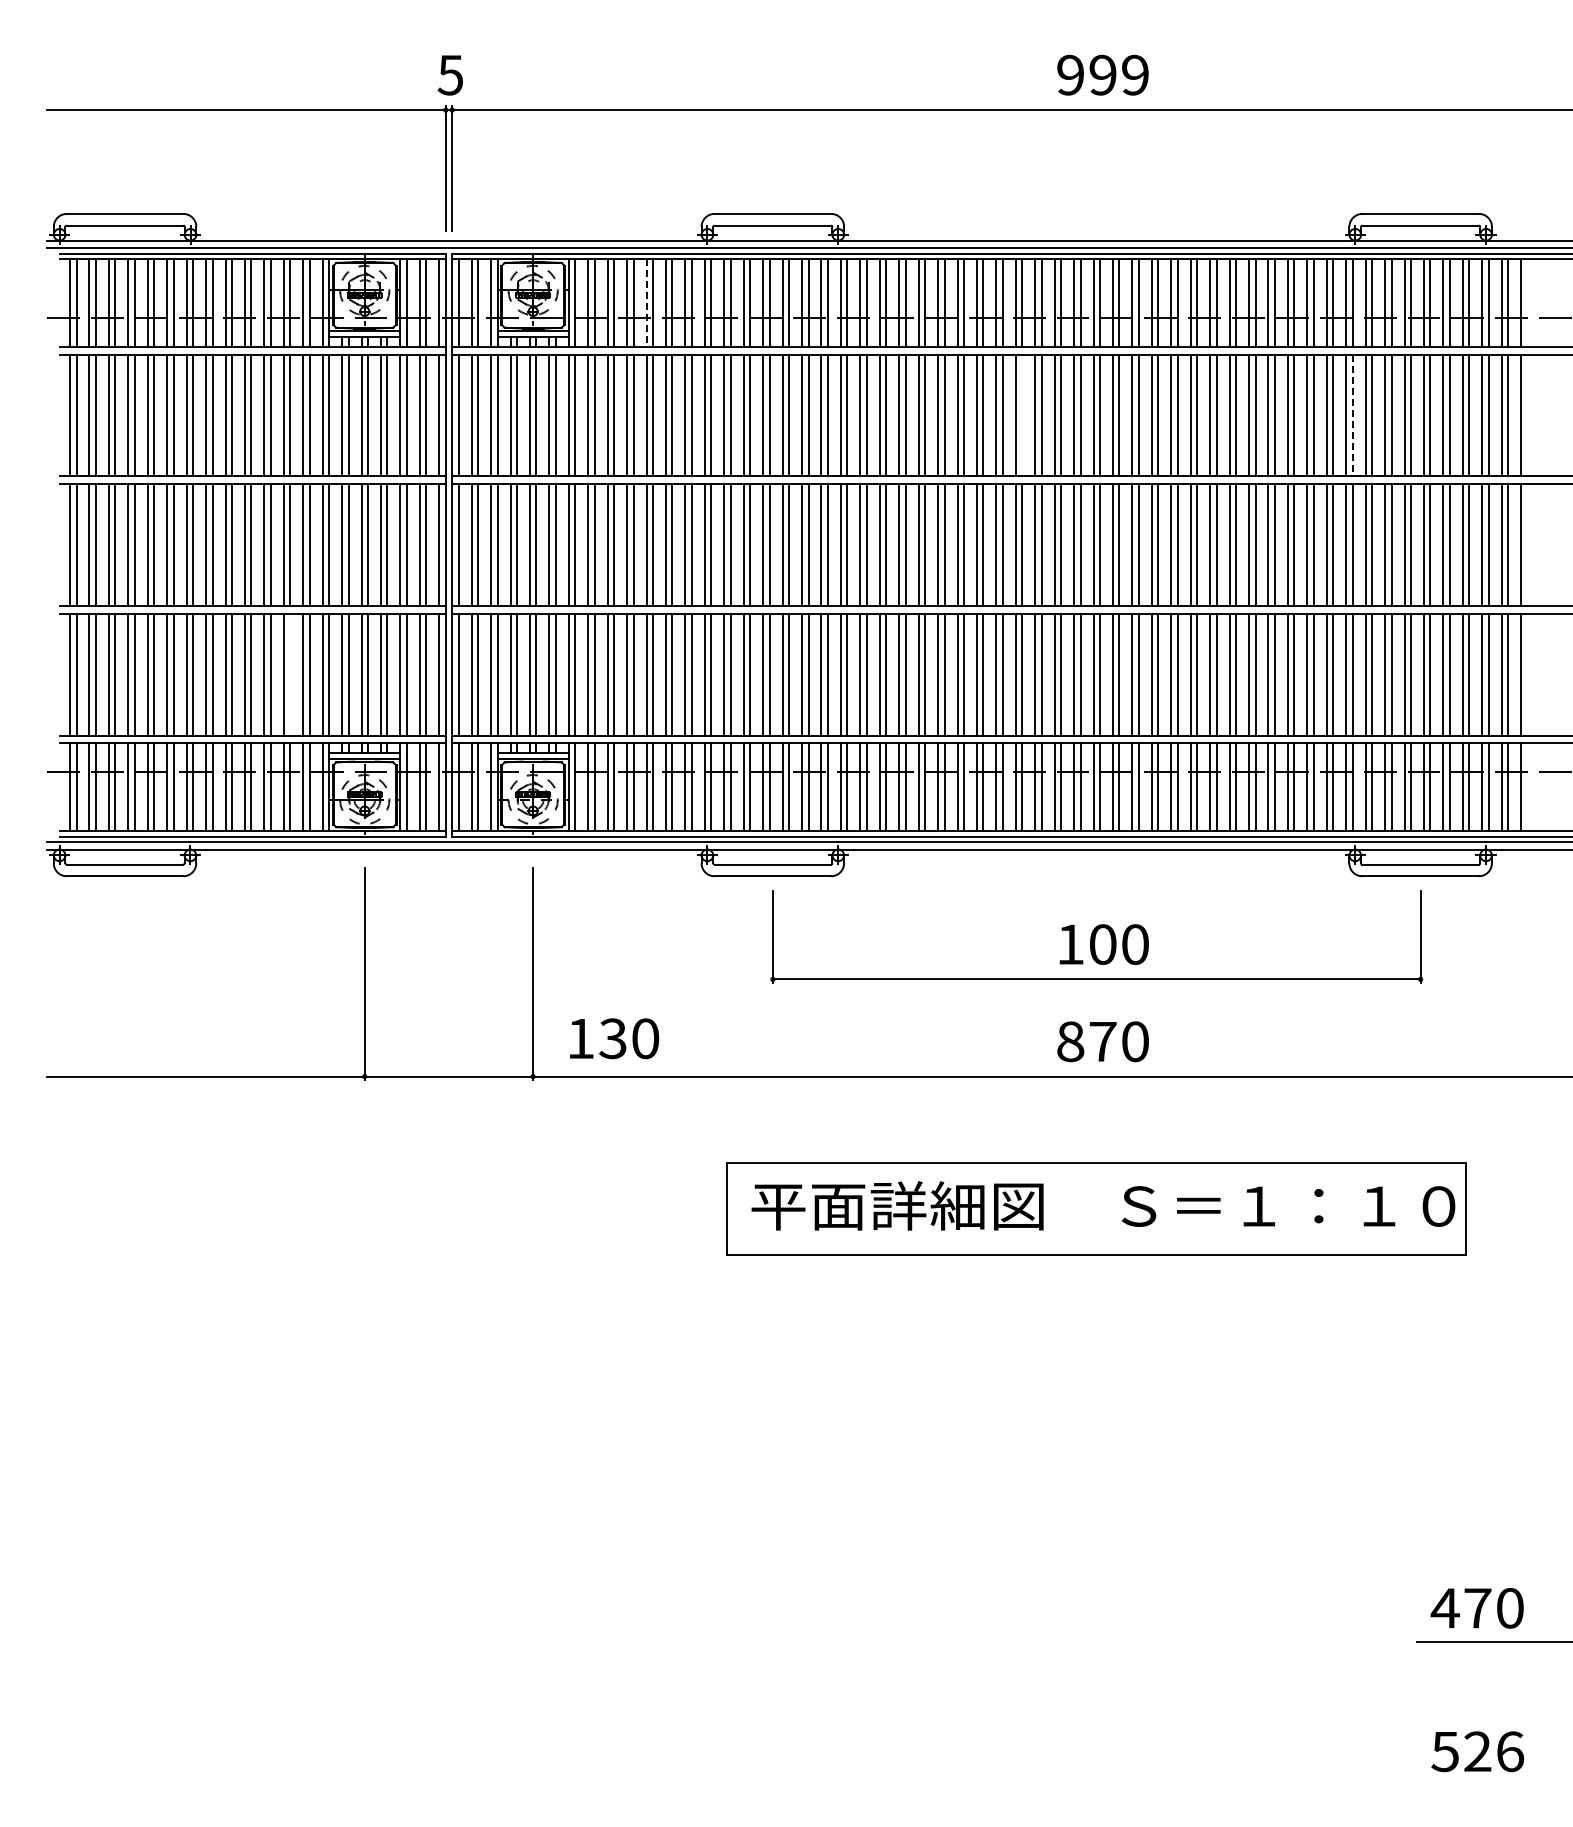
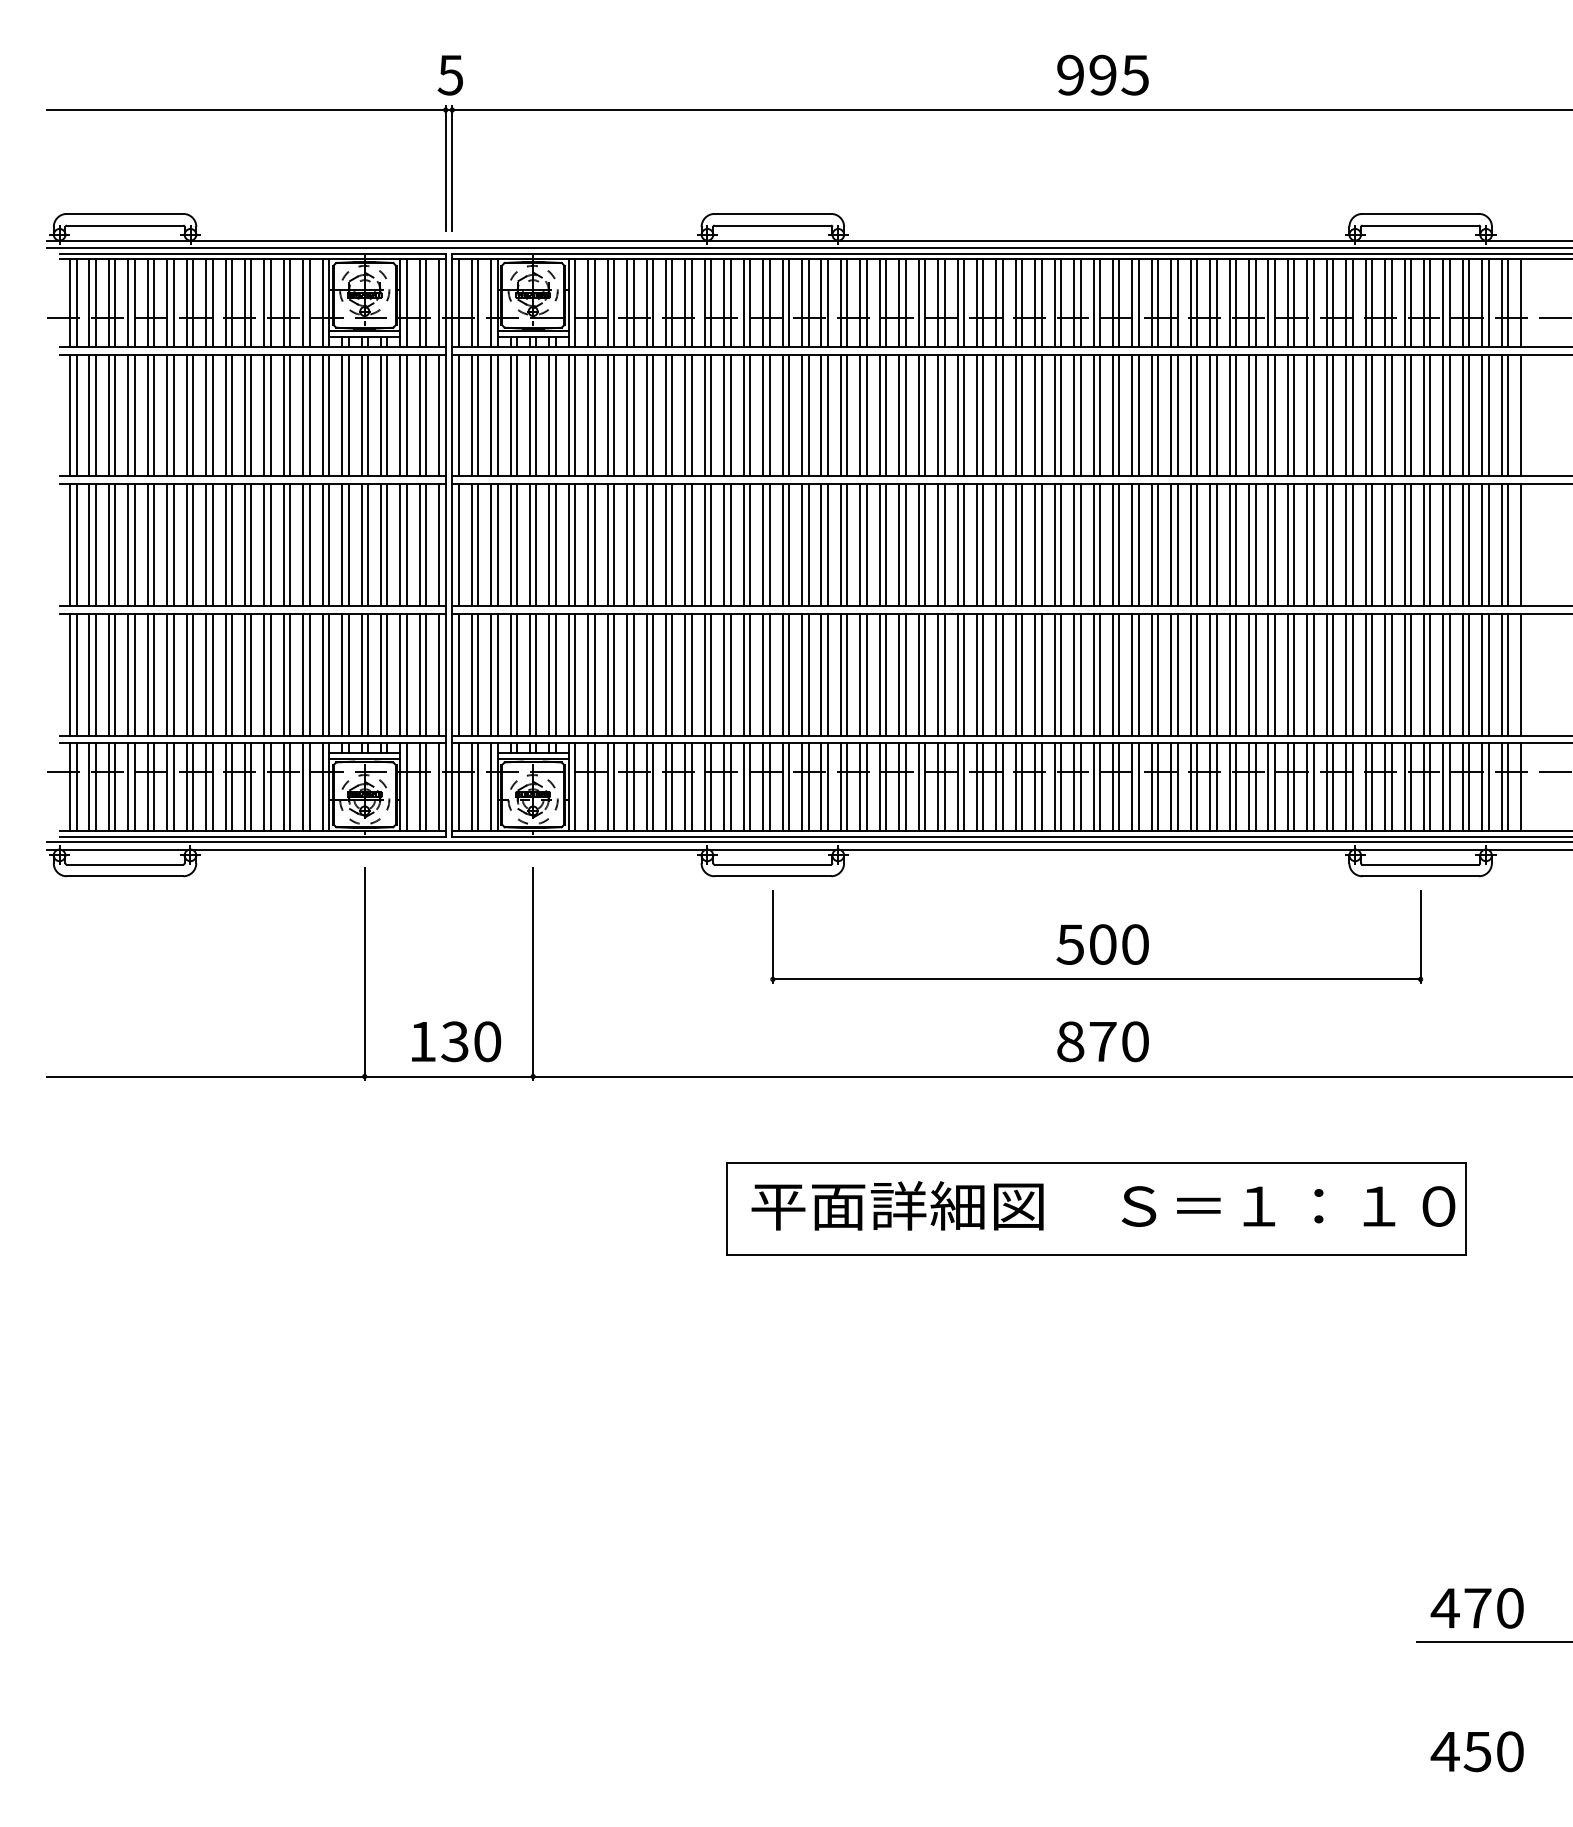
text: 999 -> 995 (1134, 74)
line: dashed -> solid (646, 303)
line: none -> present (1022, 415)
line: dashed -> solid (1352, 415)
line: none -> present (290, 674)
text: 100 -> 500 (1069, 944)
text position: (614, 1038) -> (456, 1041) (456, 1041)
text: 526 -> 450 (1477, 1751)
